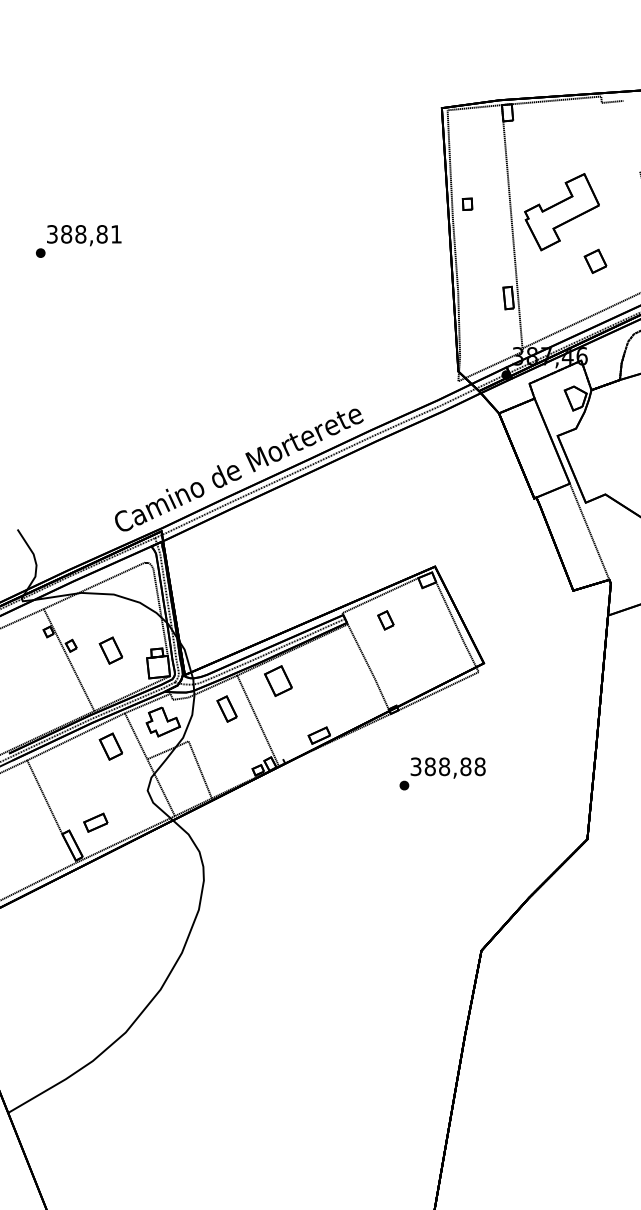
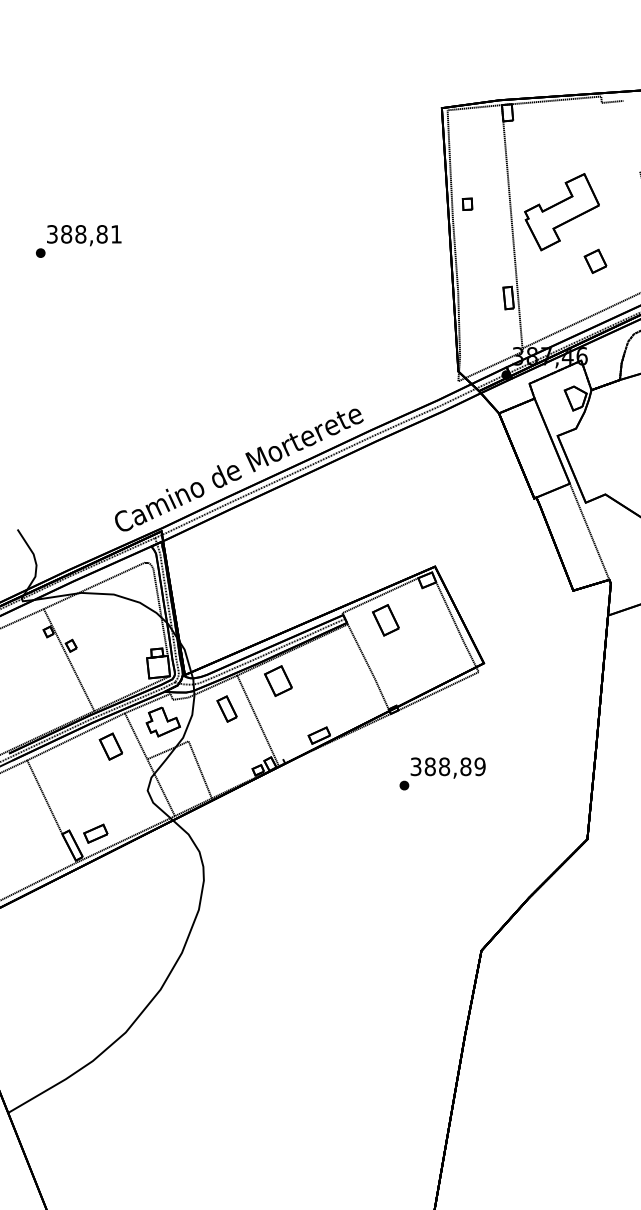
part size: 18x21 px -> 28x33 px (385, 620)
part: present -> none (110, 650)
text: 388,88 -> 388,89 (479, 766)
part position: (95, 822) -> (95, 833) (95, 833)
